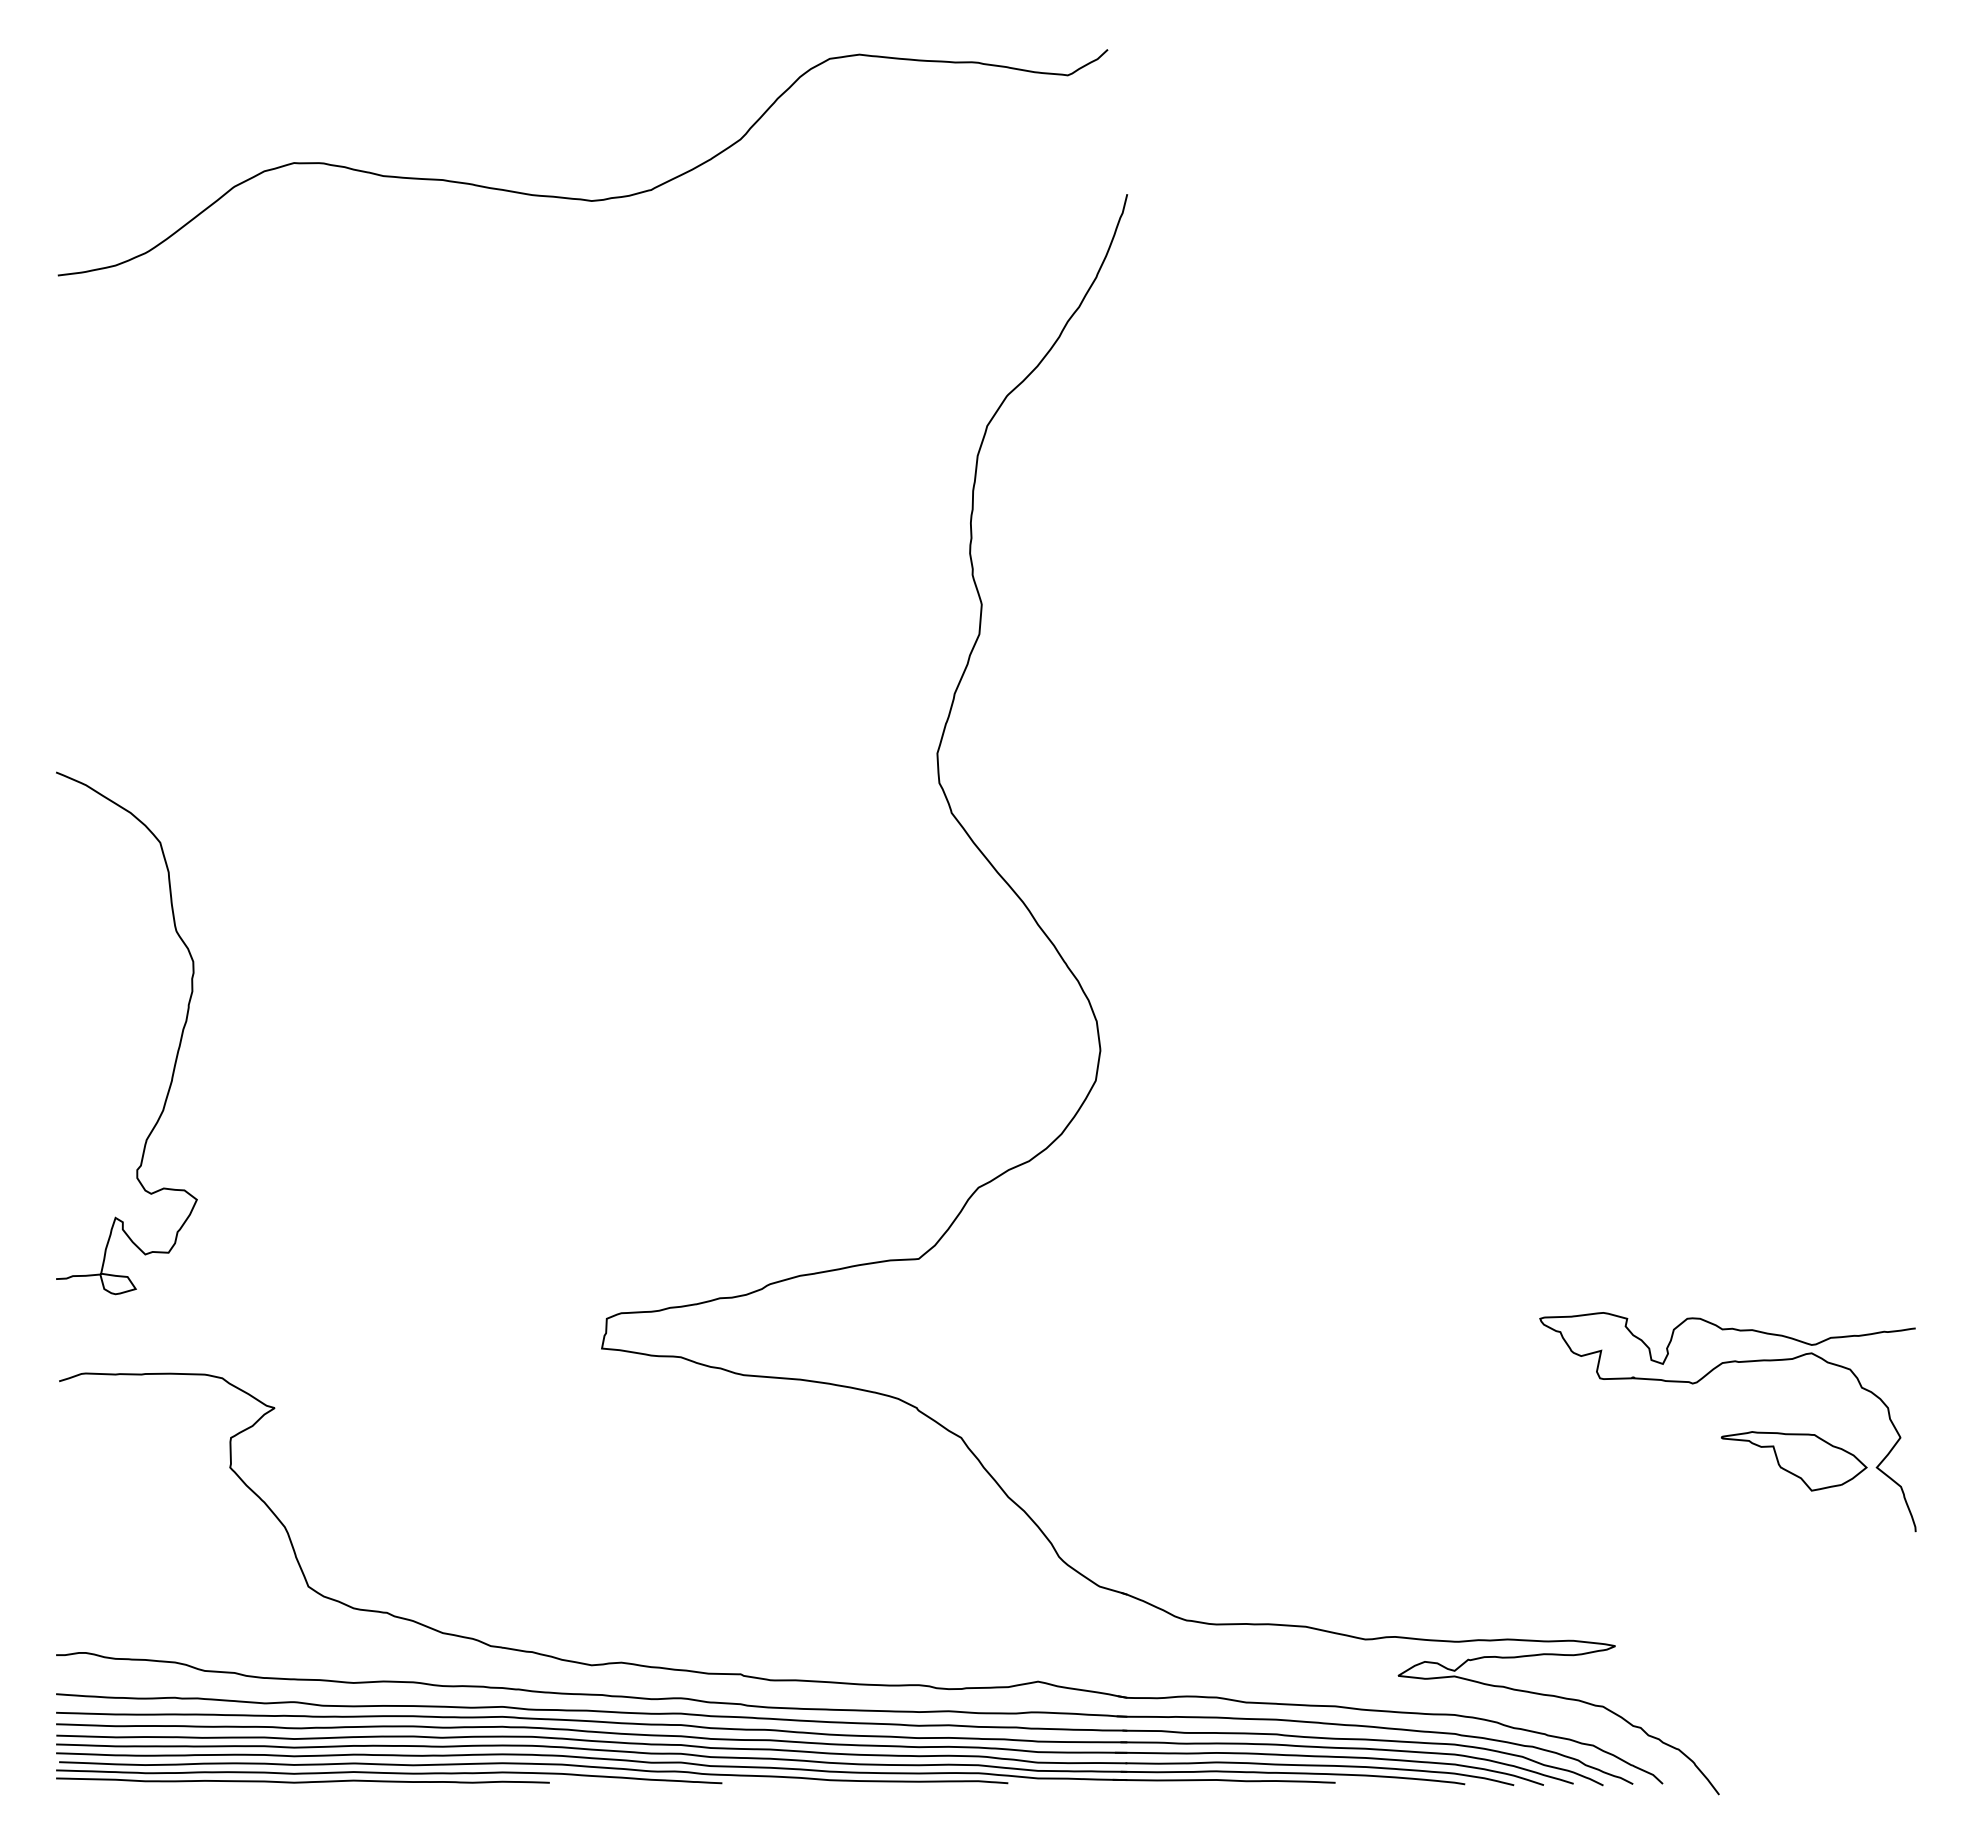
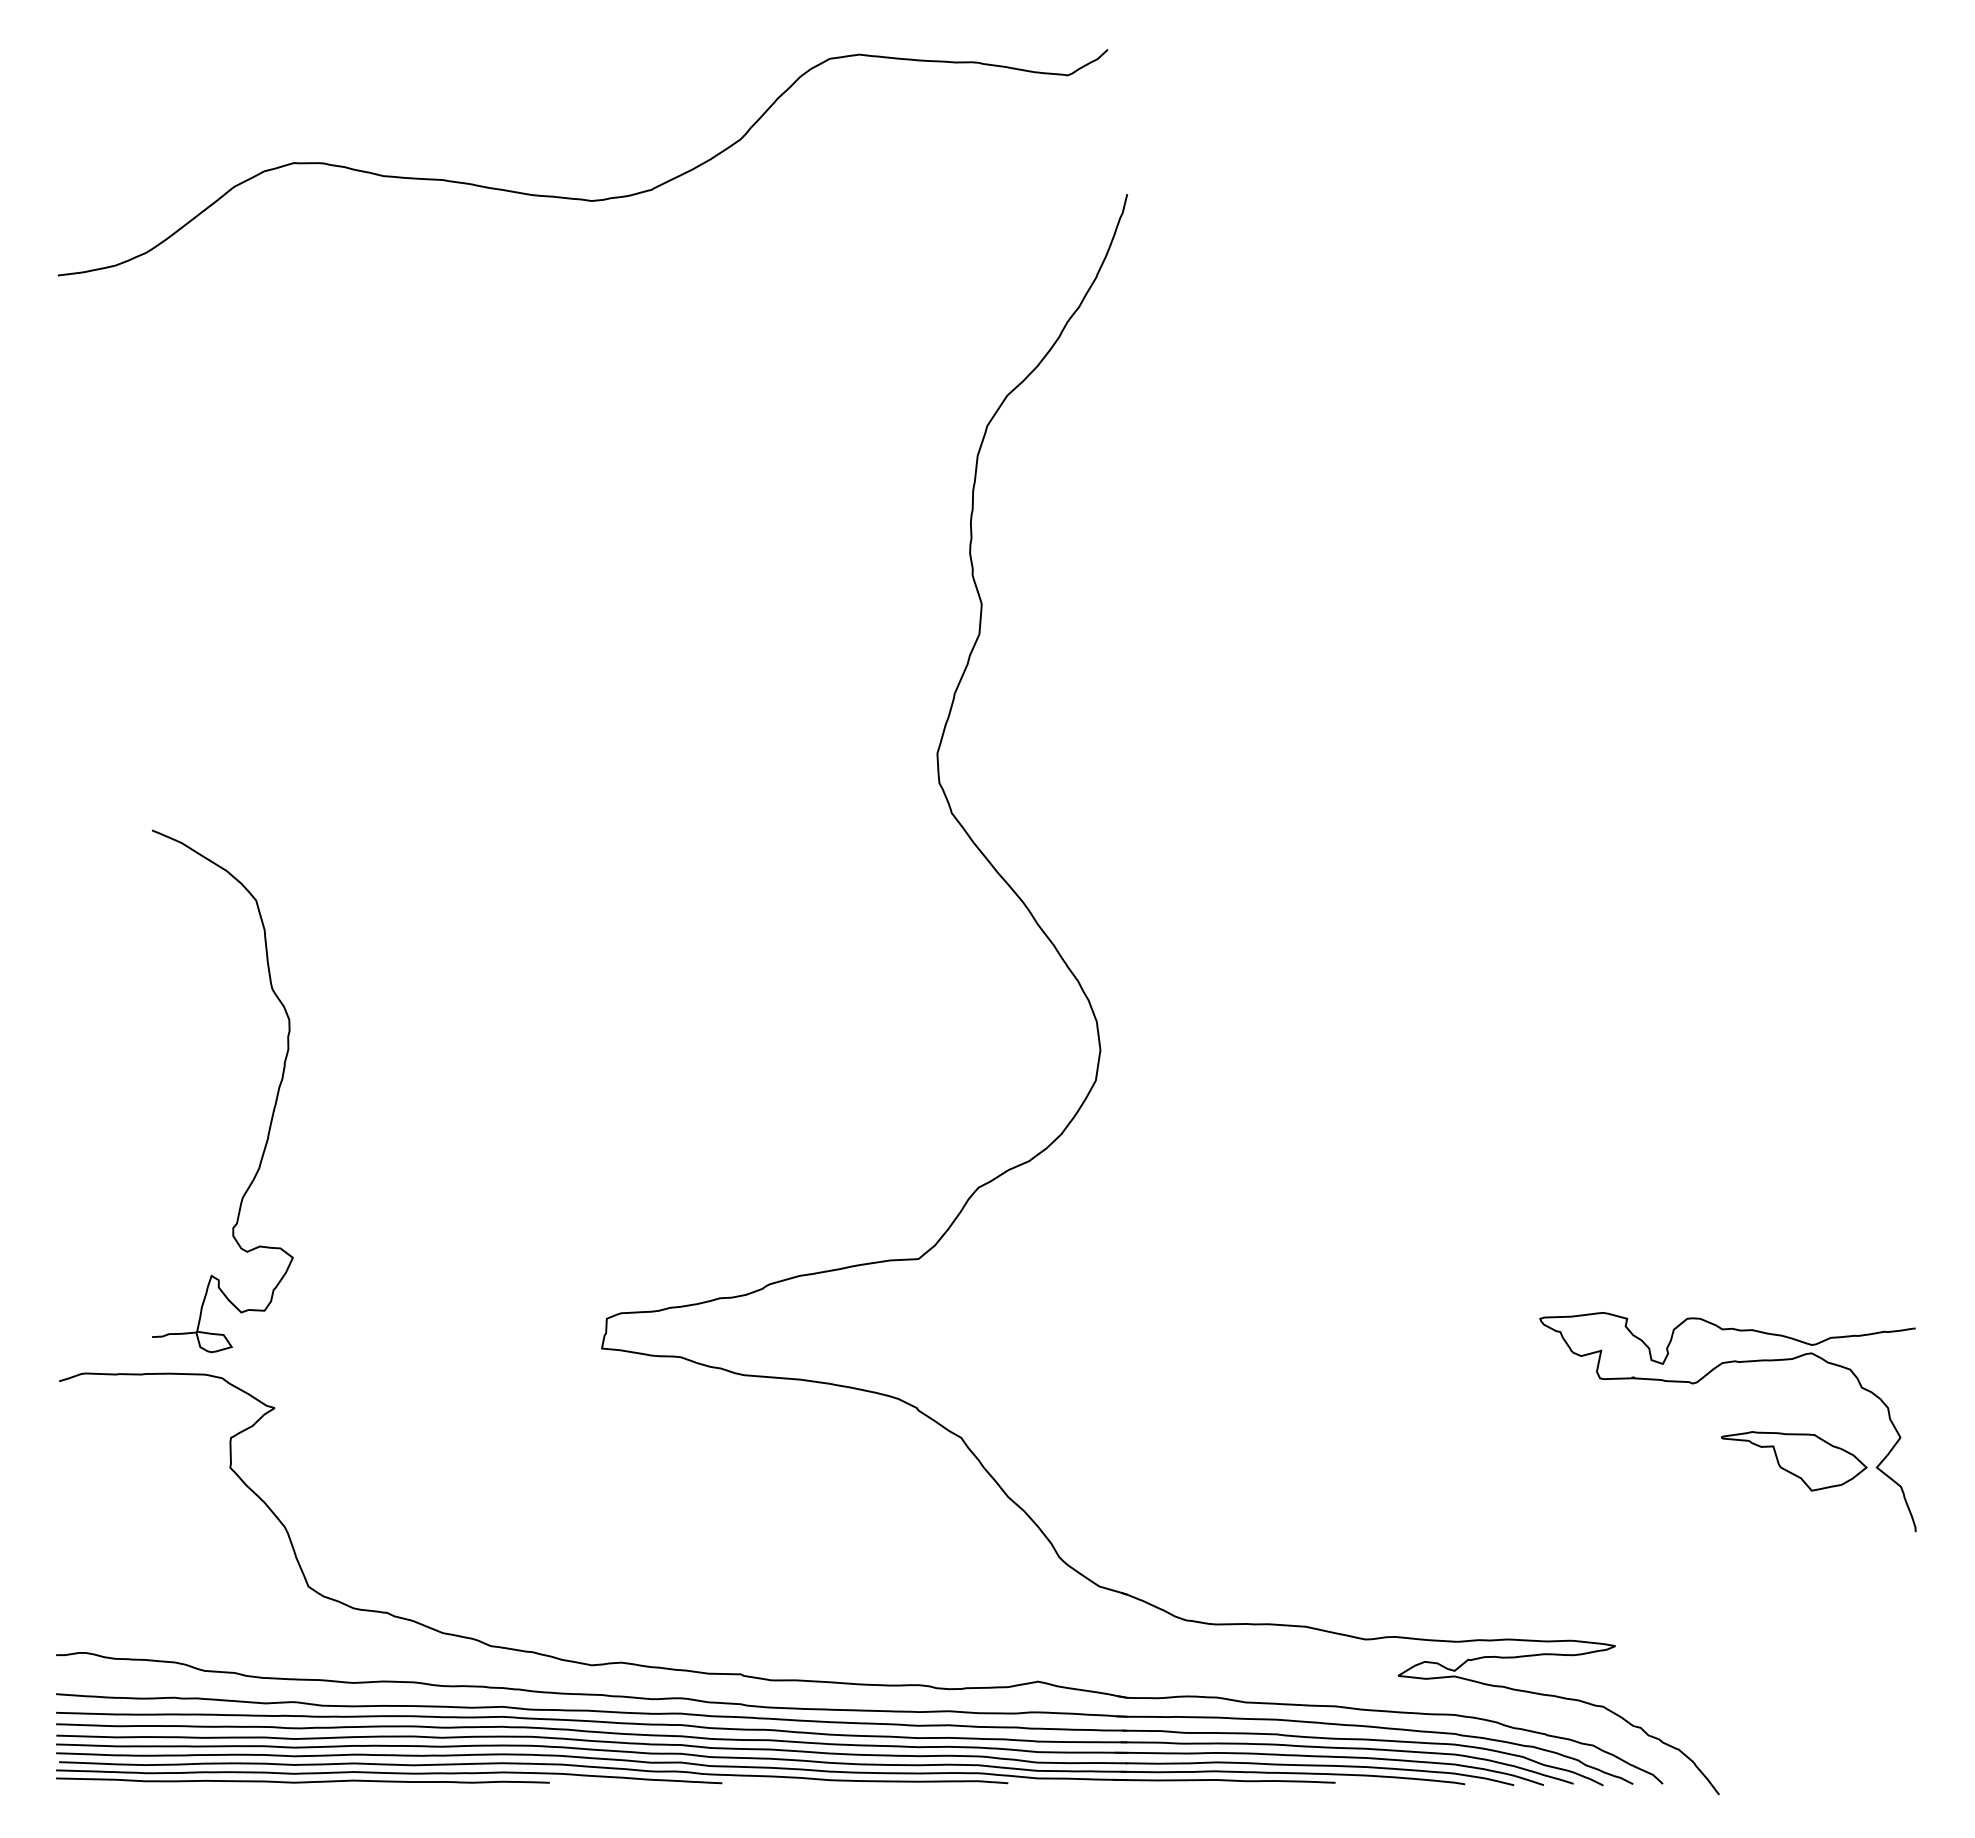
curve position: (177, 1049) -> (273, 1107) (273, 1107)
